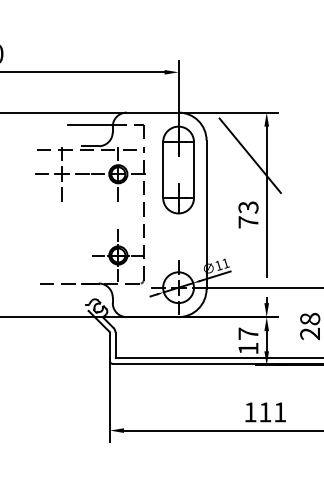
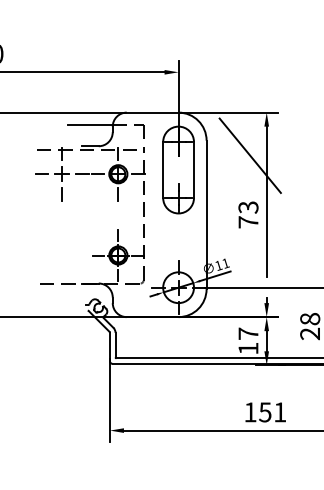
text: 111 -> 151 (265, 412)
